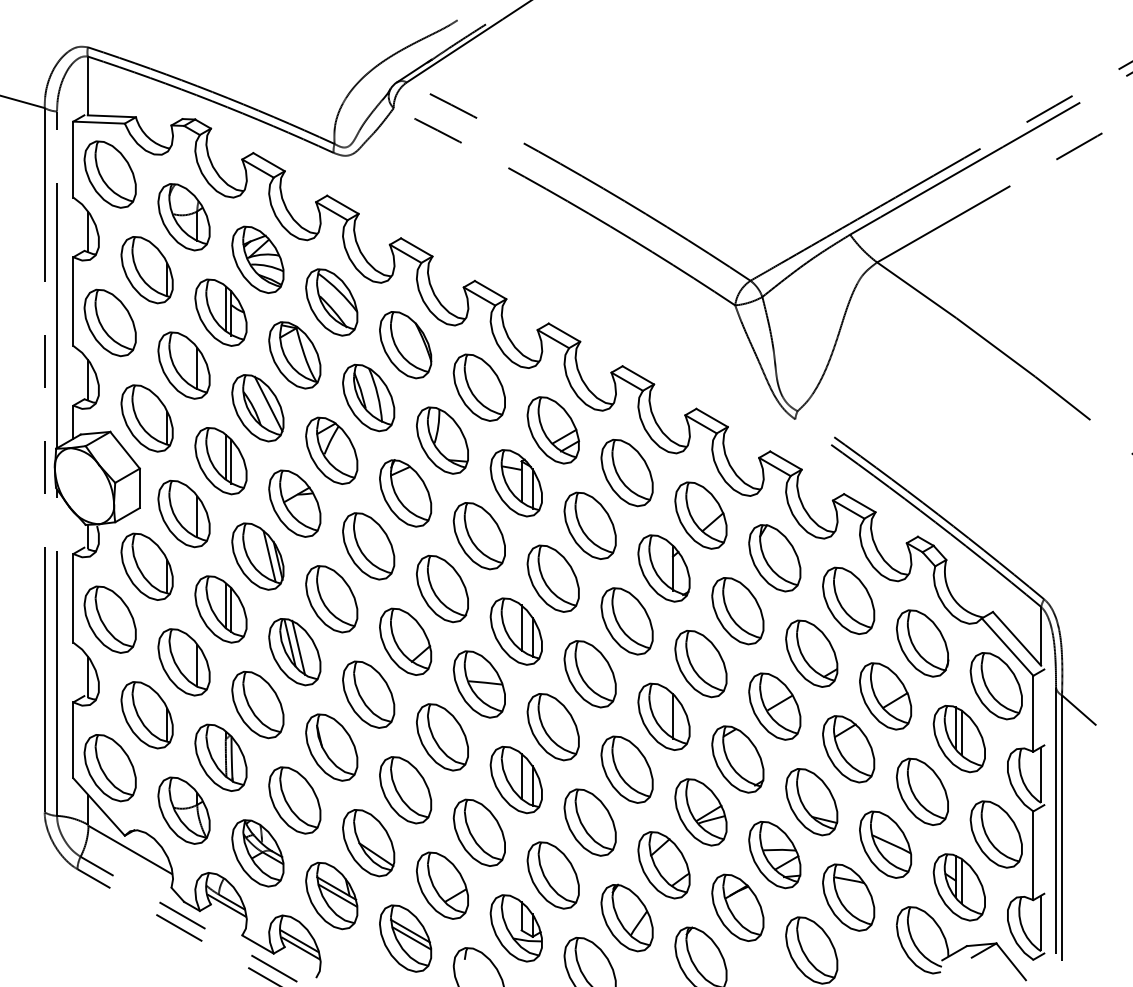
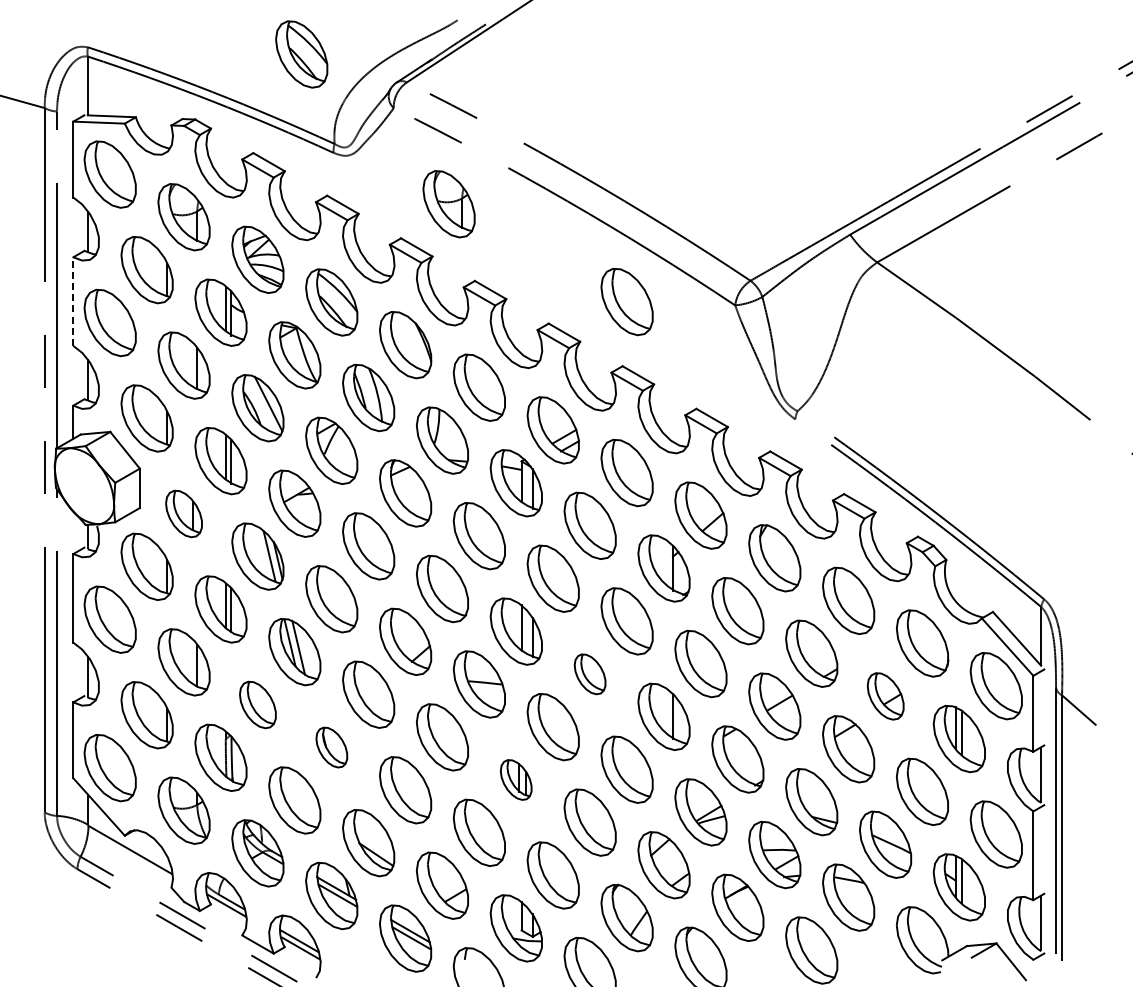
part: none -> present (301, 54)
part: none -> present (448, 204)
line: solid -> dashed (73, 301)
part: none -> present (626, 301)
part size: 54x70 px -> 38x50 px (183, 513)
part size: 54x69 px -> 34x43 px (589, 674)
part size: 54x69 px -> 39x49 px (885, 696)
part size: 54x70 px -> 38x50 px (257, 704)
part size: 54x69 px -> 34x43 px (331, 747)
part size: 54x70 px -> 33x42 px (516, 779)
